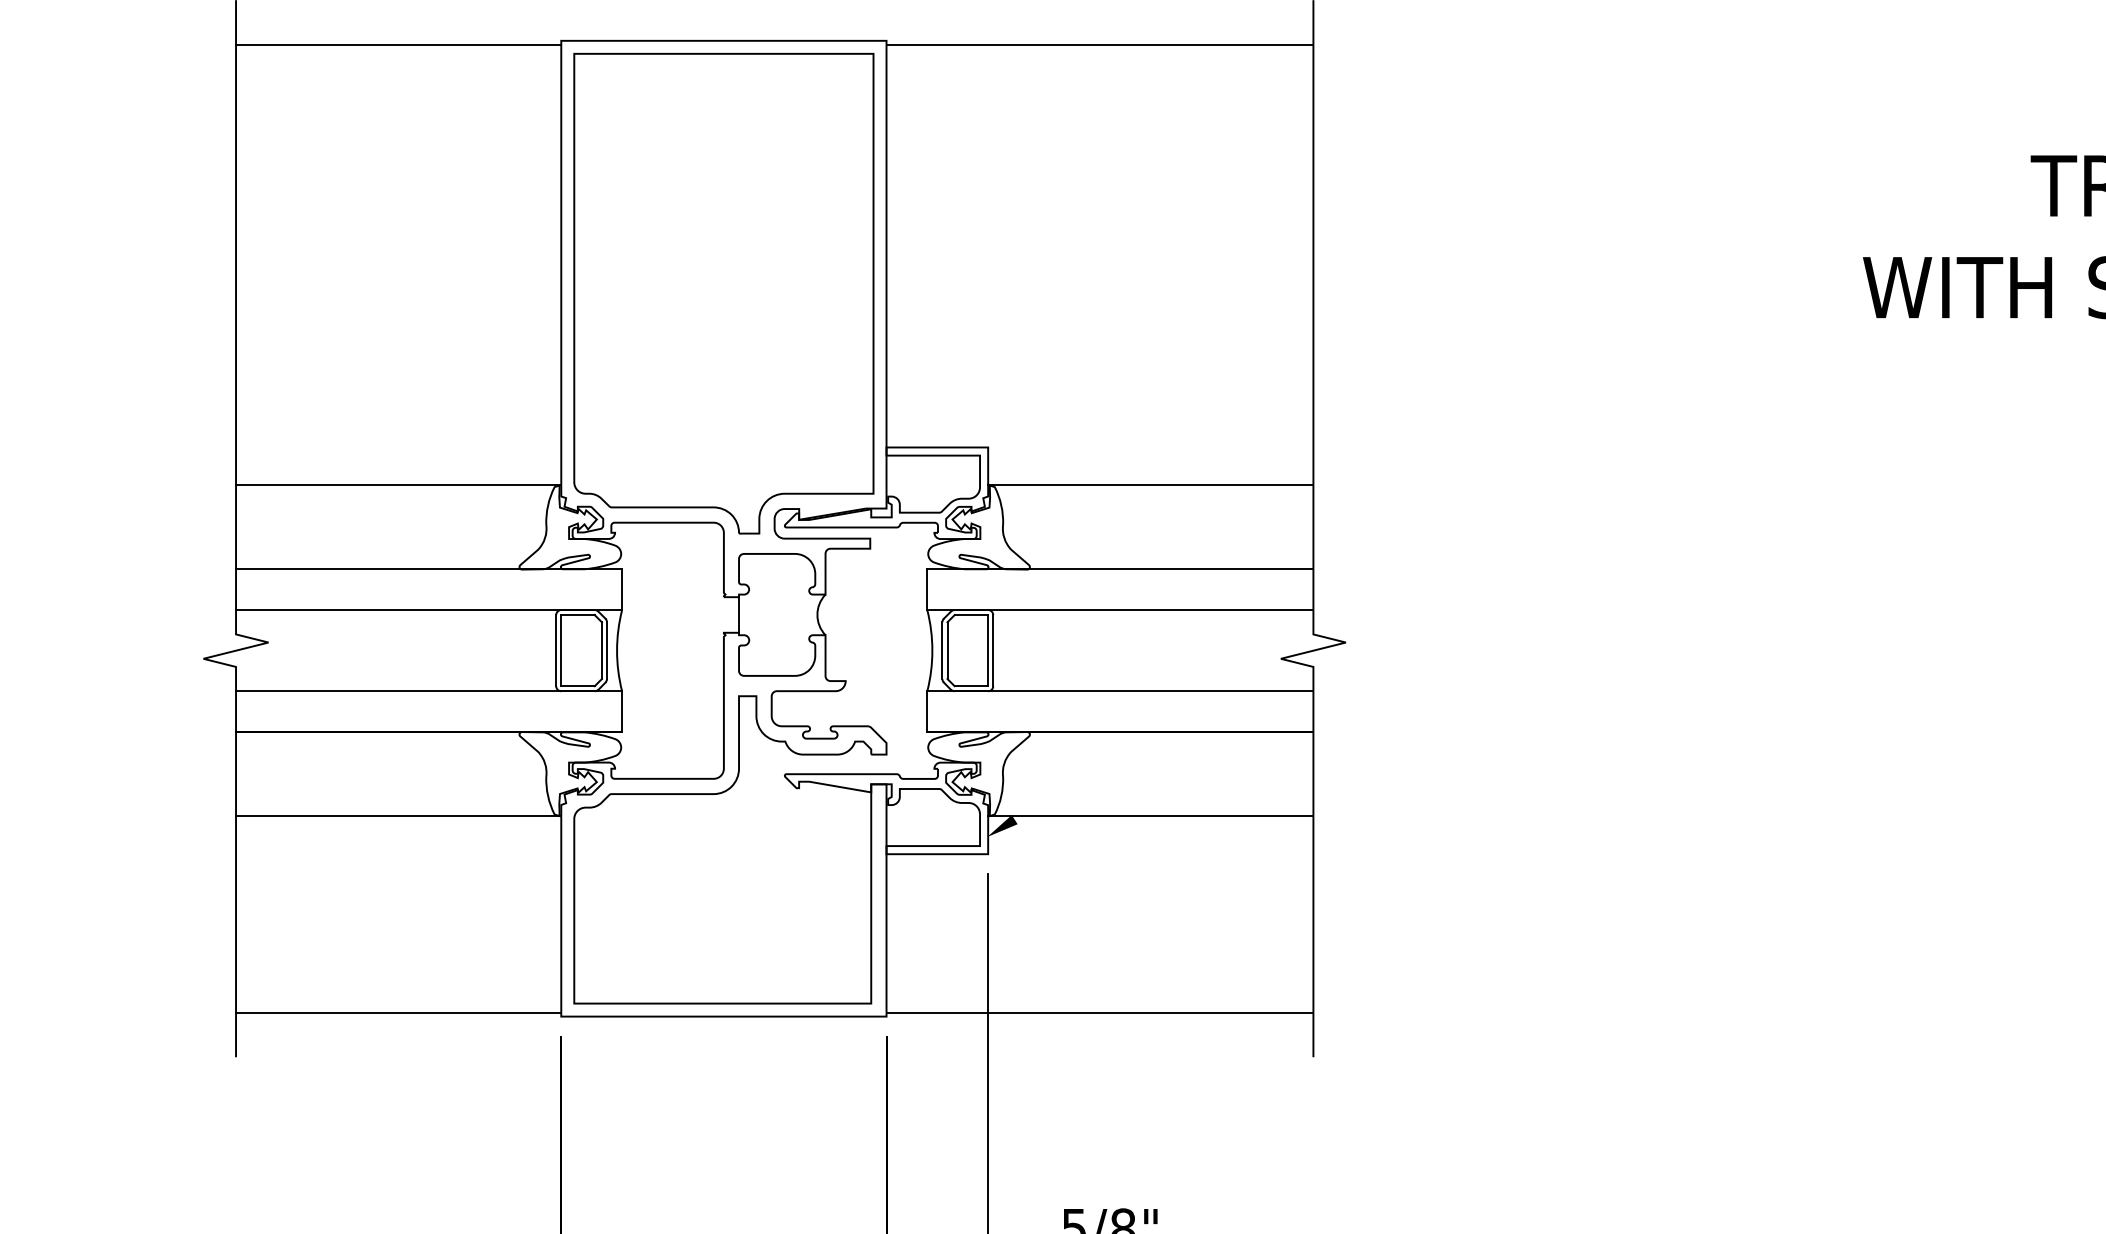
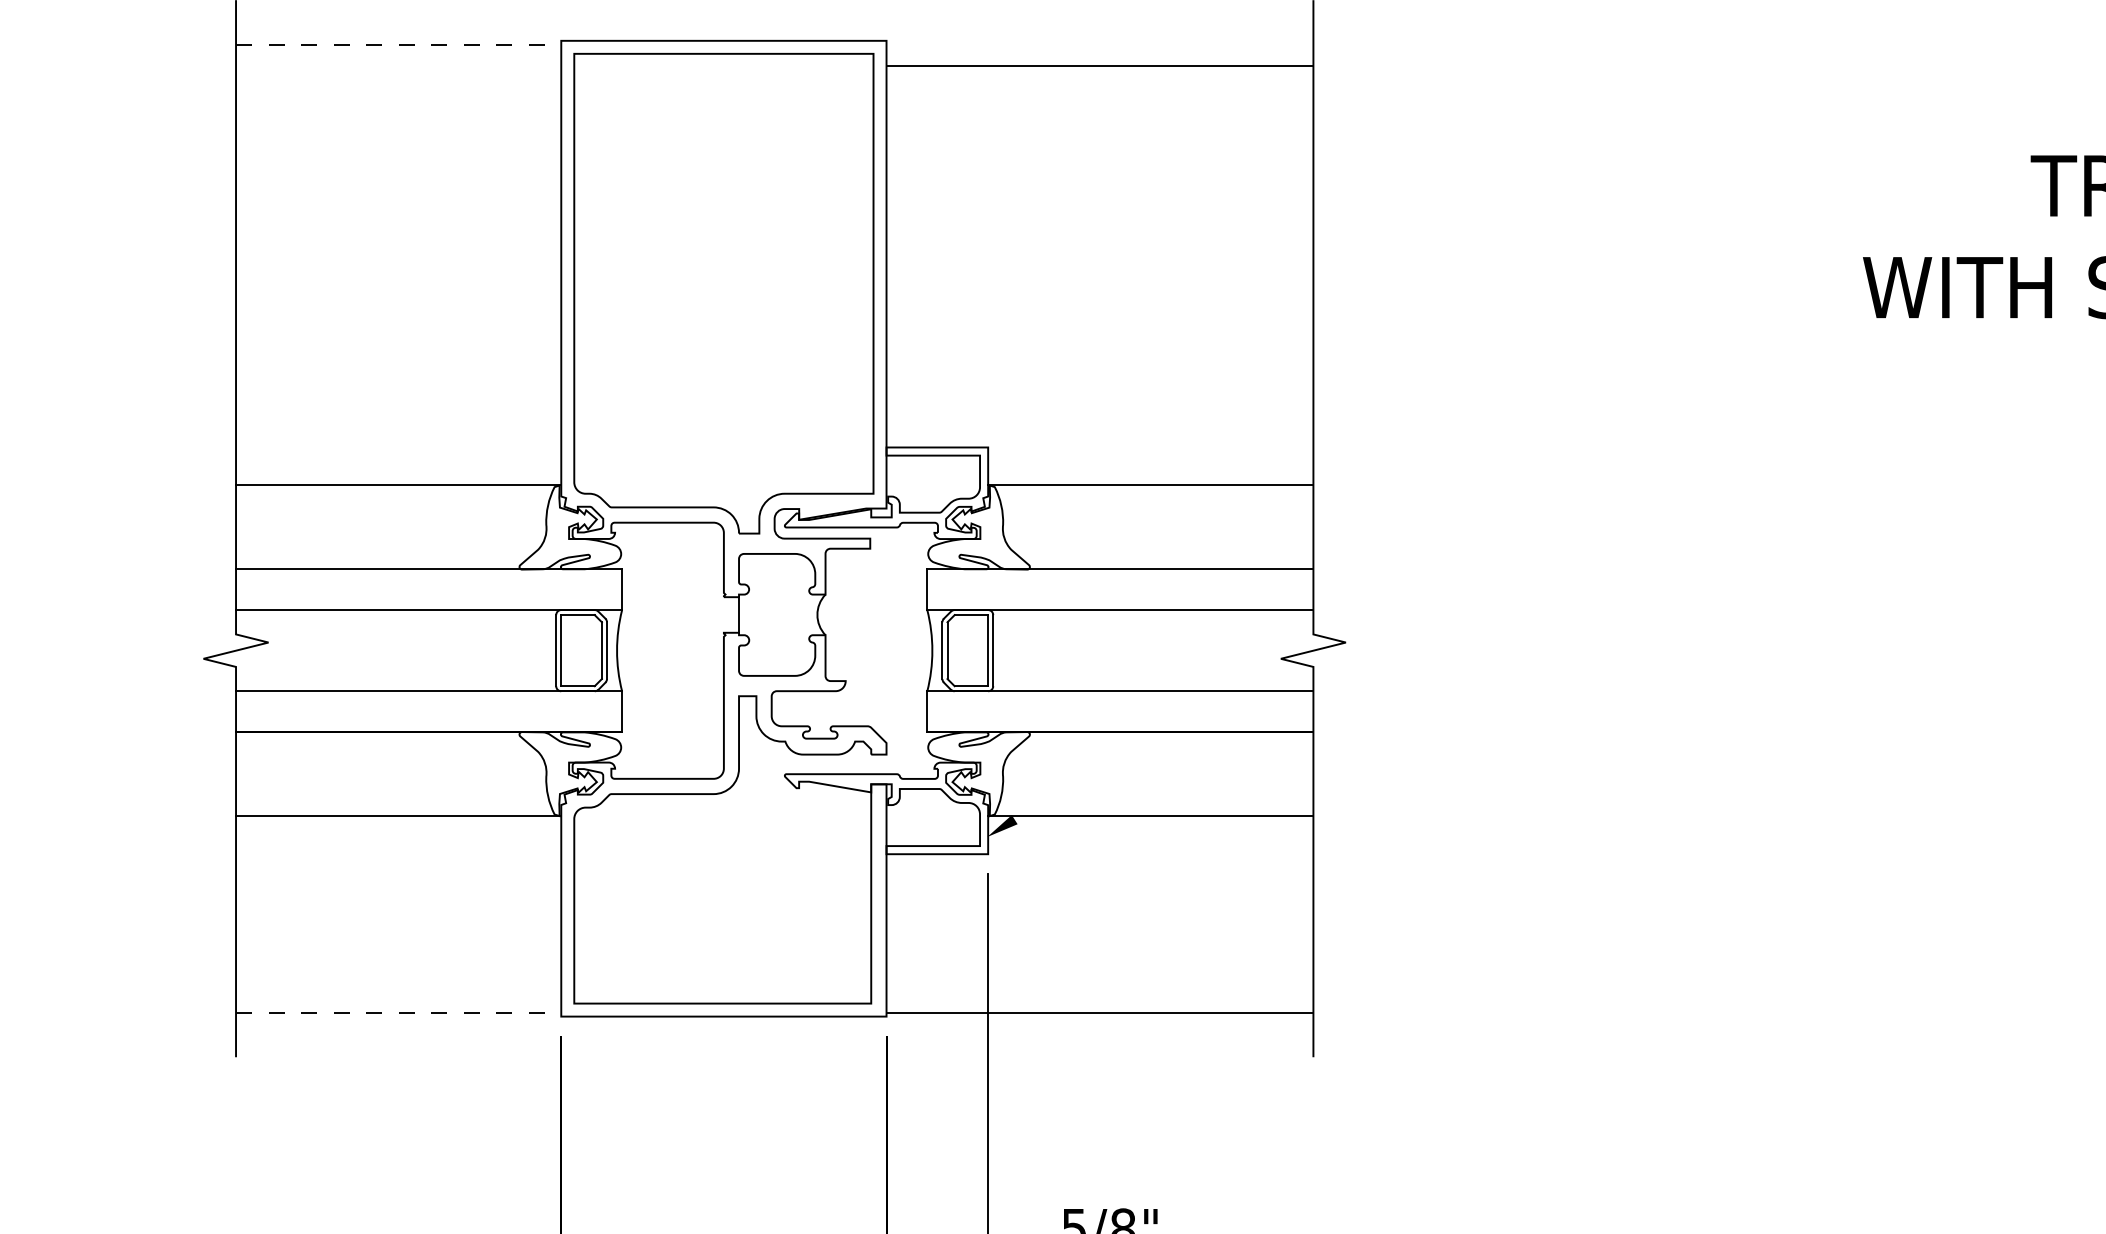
line: solid -> dashed (398, 44)
line position: (1099, 44) -> (1099, 65) (1099, 65)
line: solid -> dashed (398, 1012)
